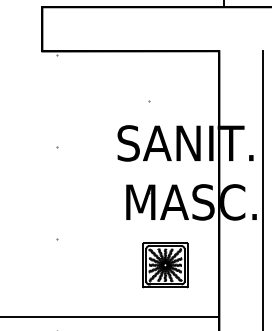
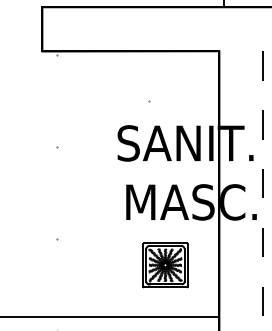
line: solid -> dashed (263, 190)
